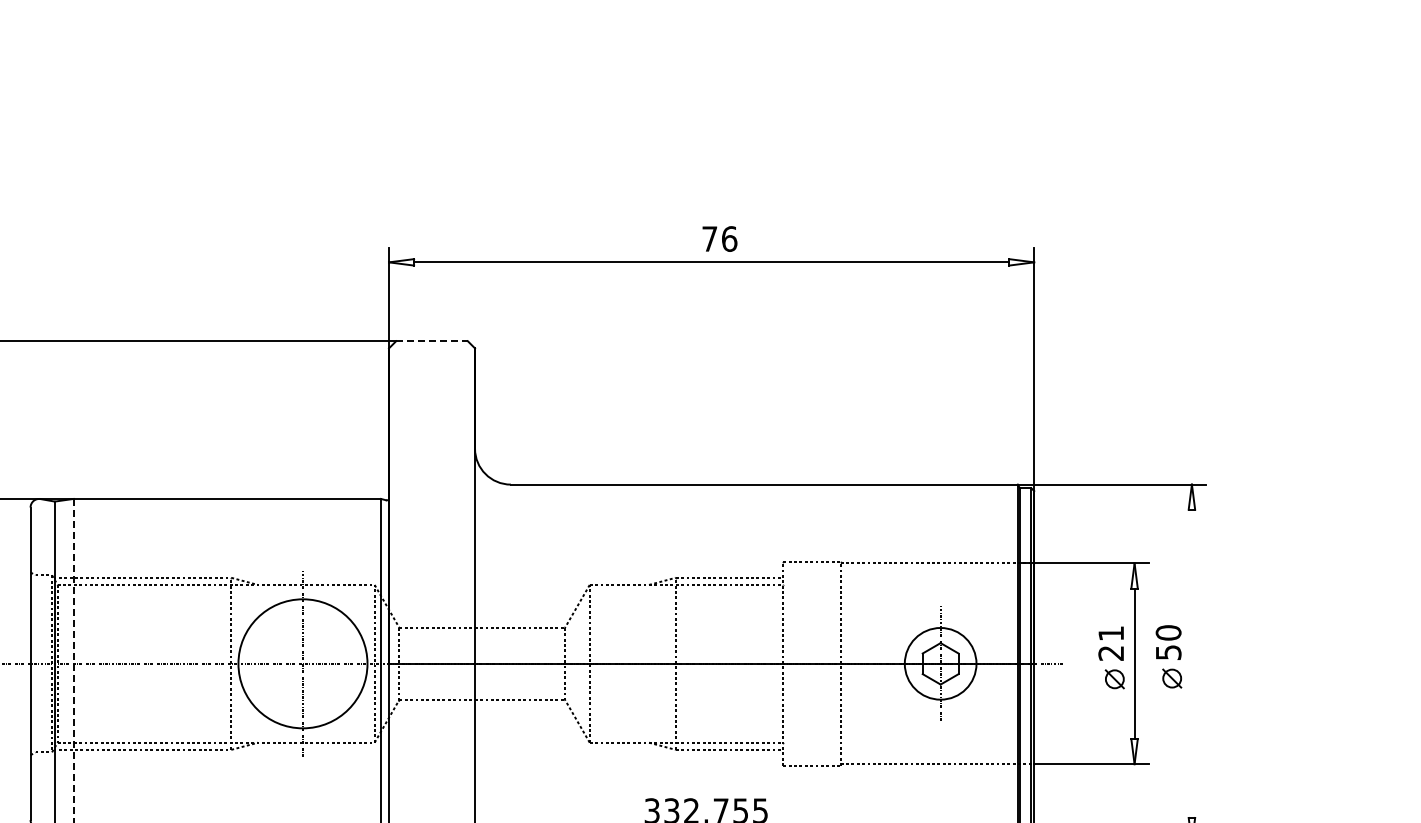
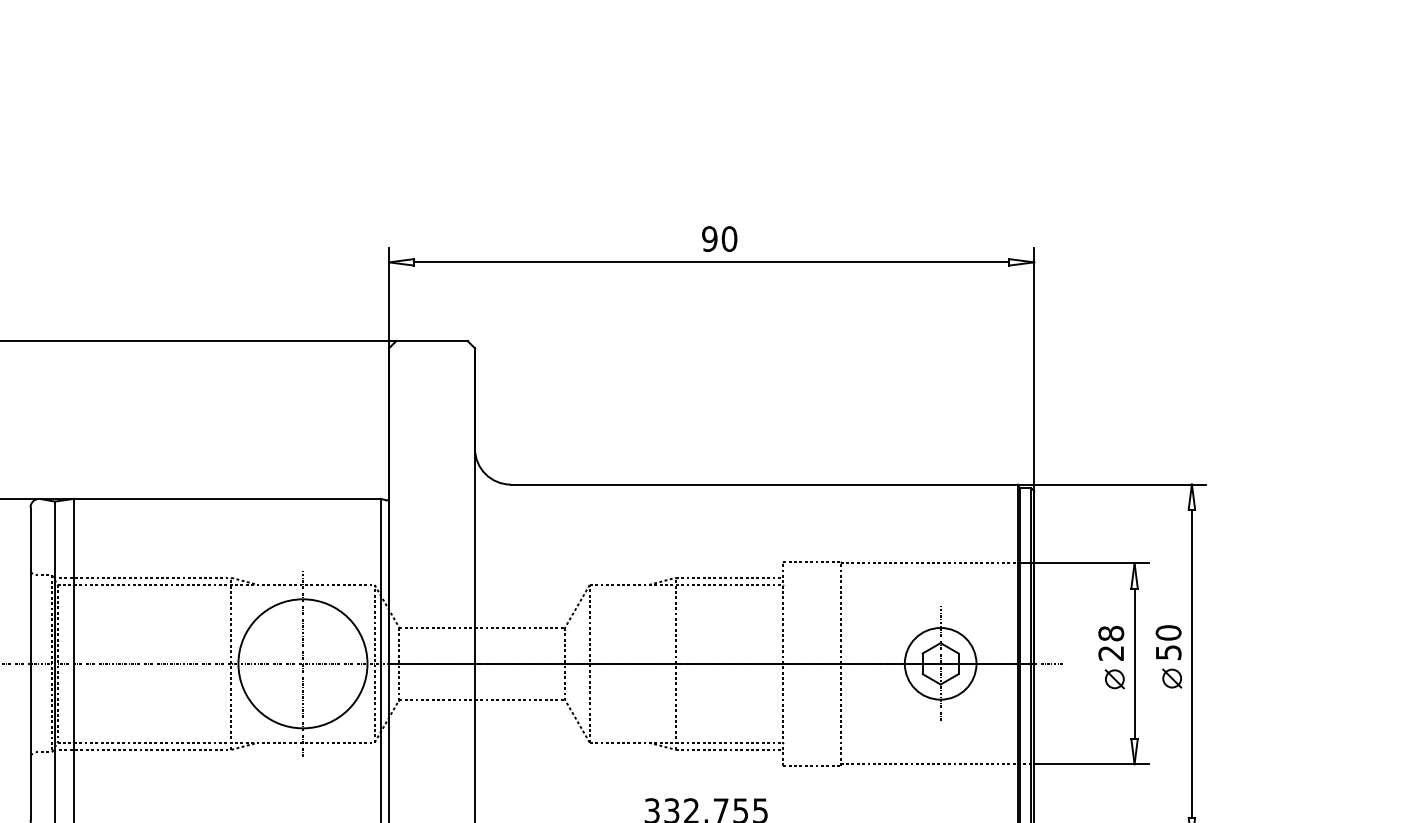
text: 76 -> 90 (719, 238)
line: dashed -> solid (432, 341)
text: 21 -> 28 (1111, 633)
line: dashed -> solid (73, 660)
line: none -> present (1191, 663)
